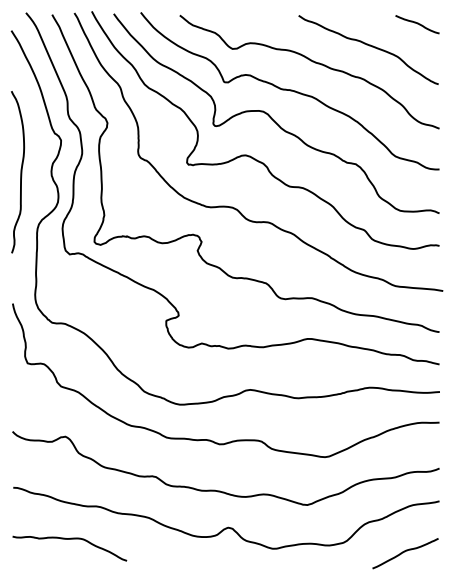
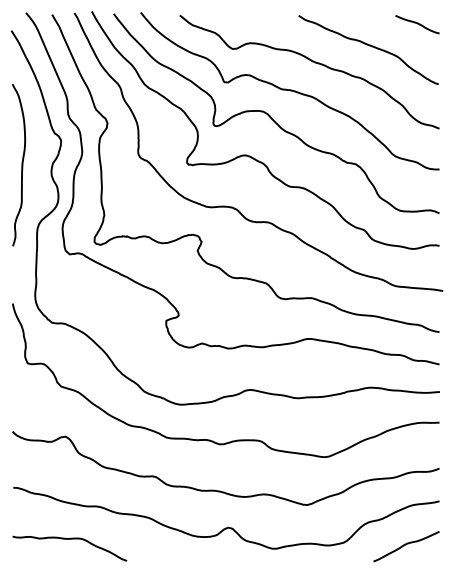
curve position: (20, 172) -> (21, 165) (21, 165)
curve position: (405, 552) -> (406, 545) (406, 545)
